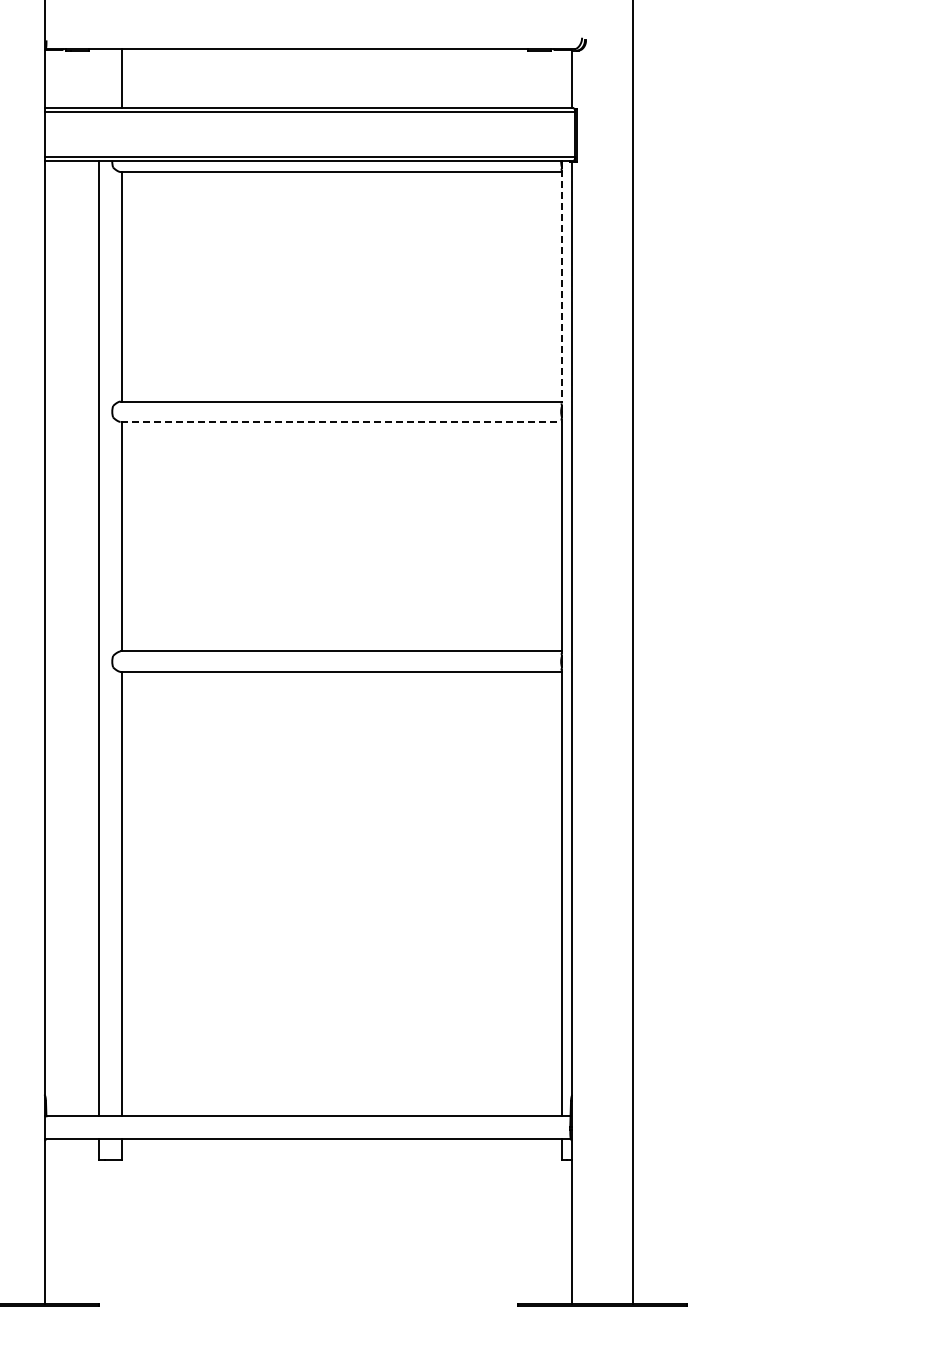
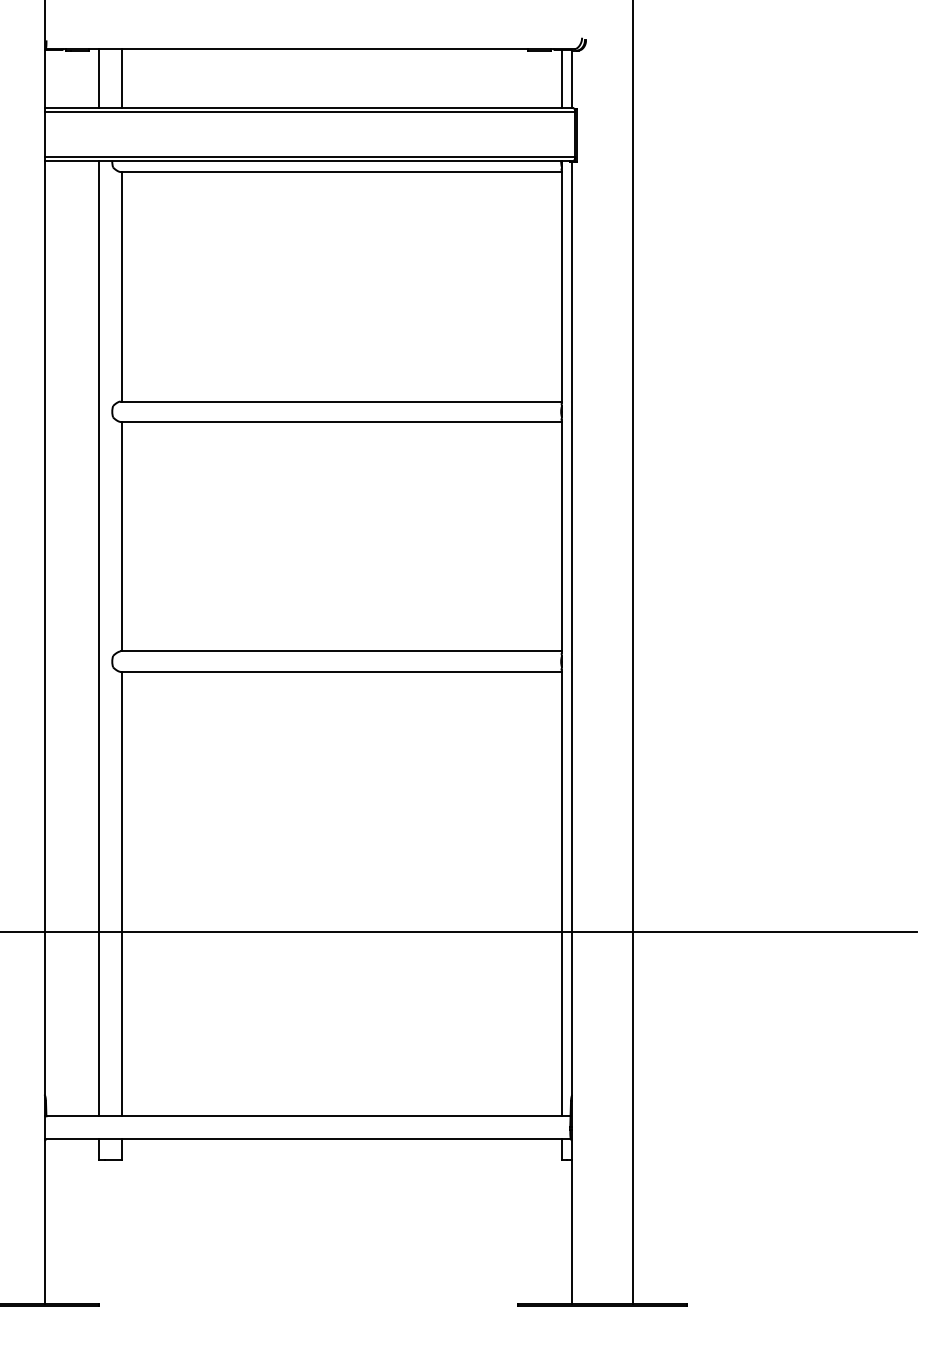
line: none -> present (99, 78)
line: none -> present (561, 78)
line: dashed -> solid (561, 286)
line: dashed -> solid (341, 421)
line: none -> present (459, 932)
